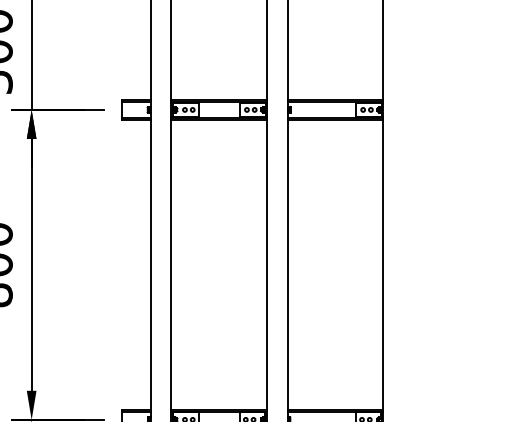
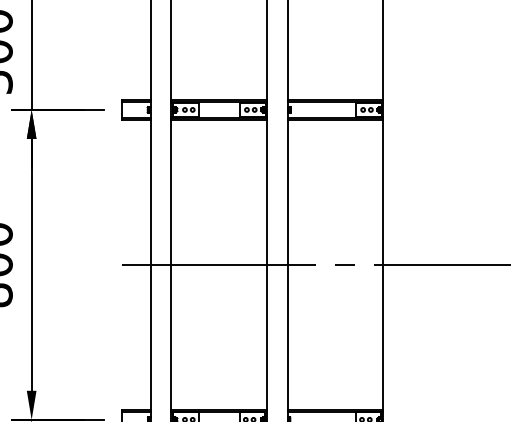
line: none -> present (314, 264)
